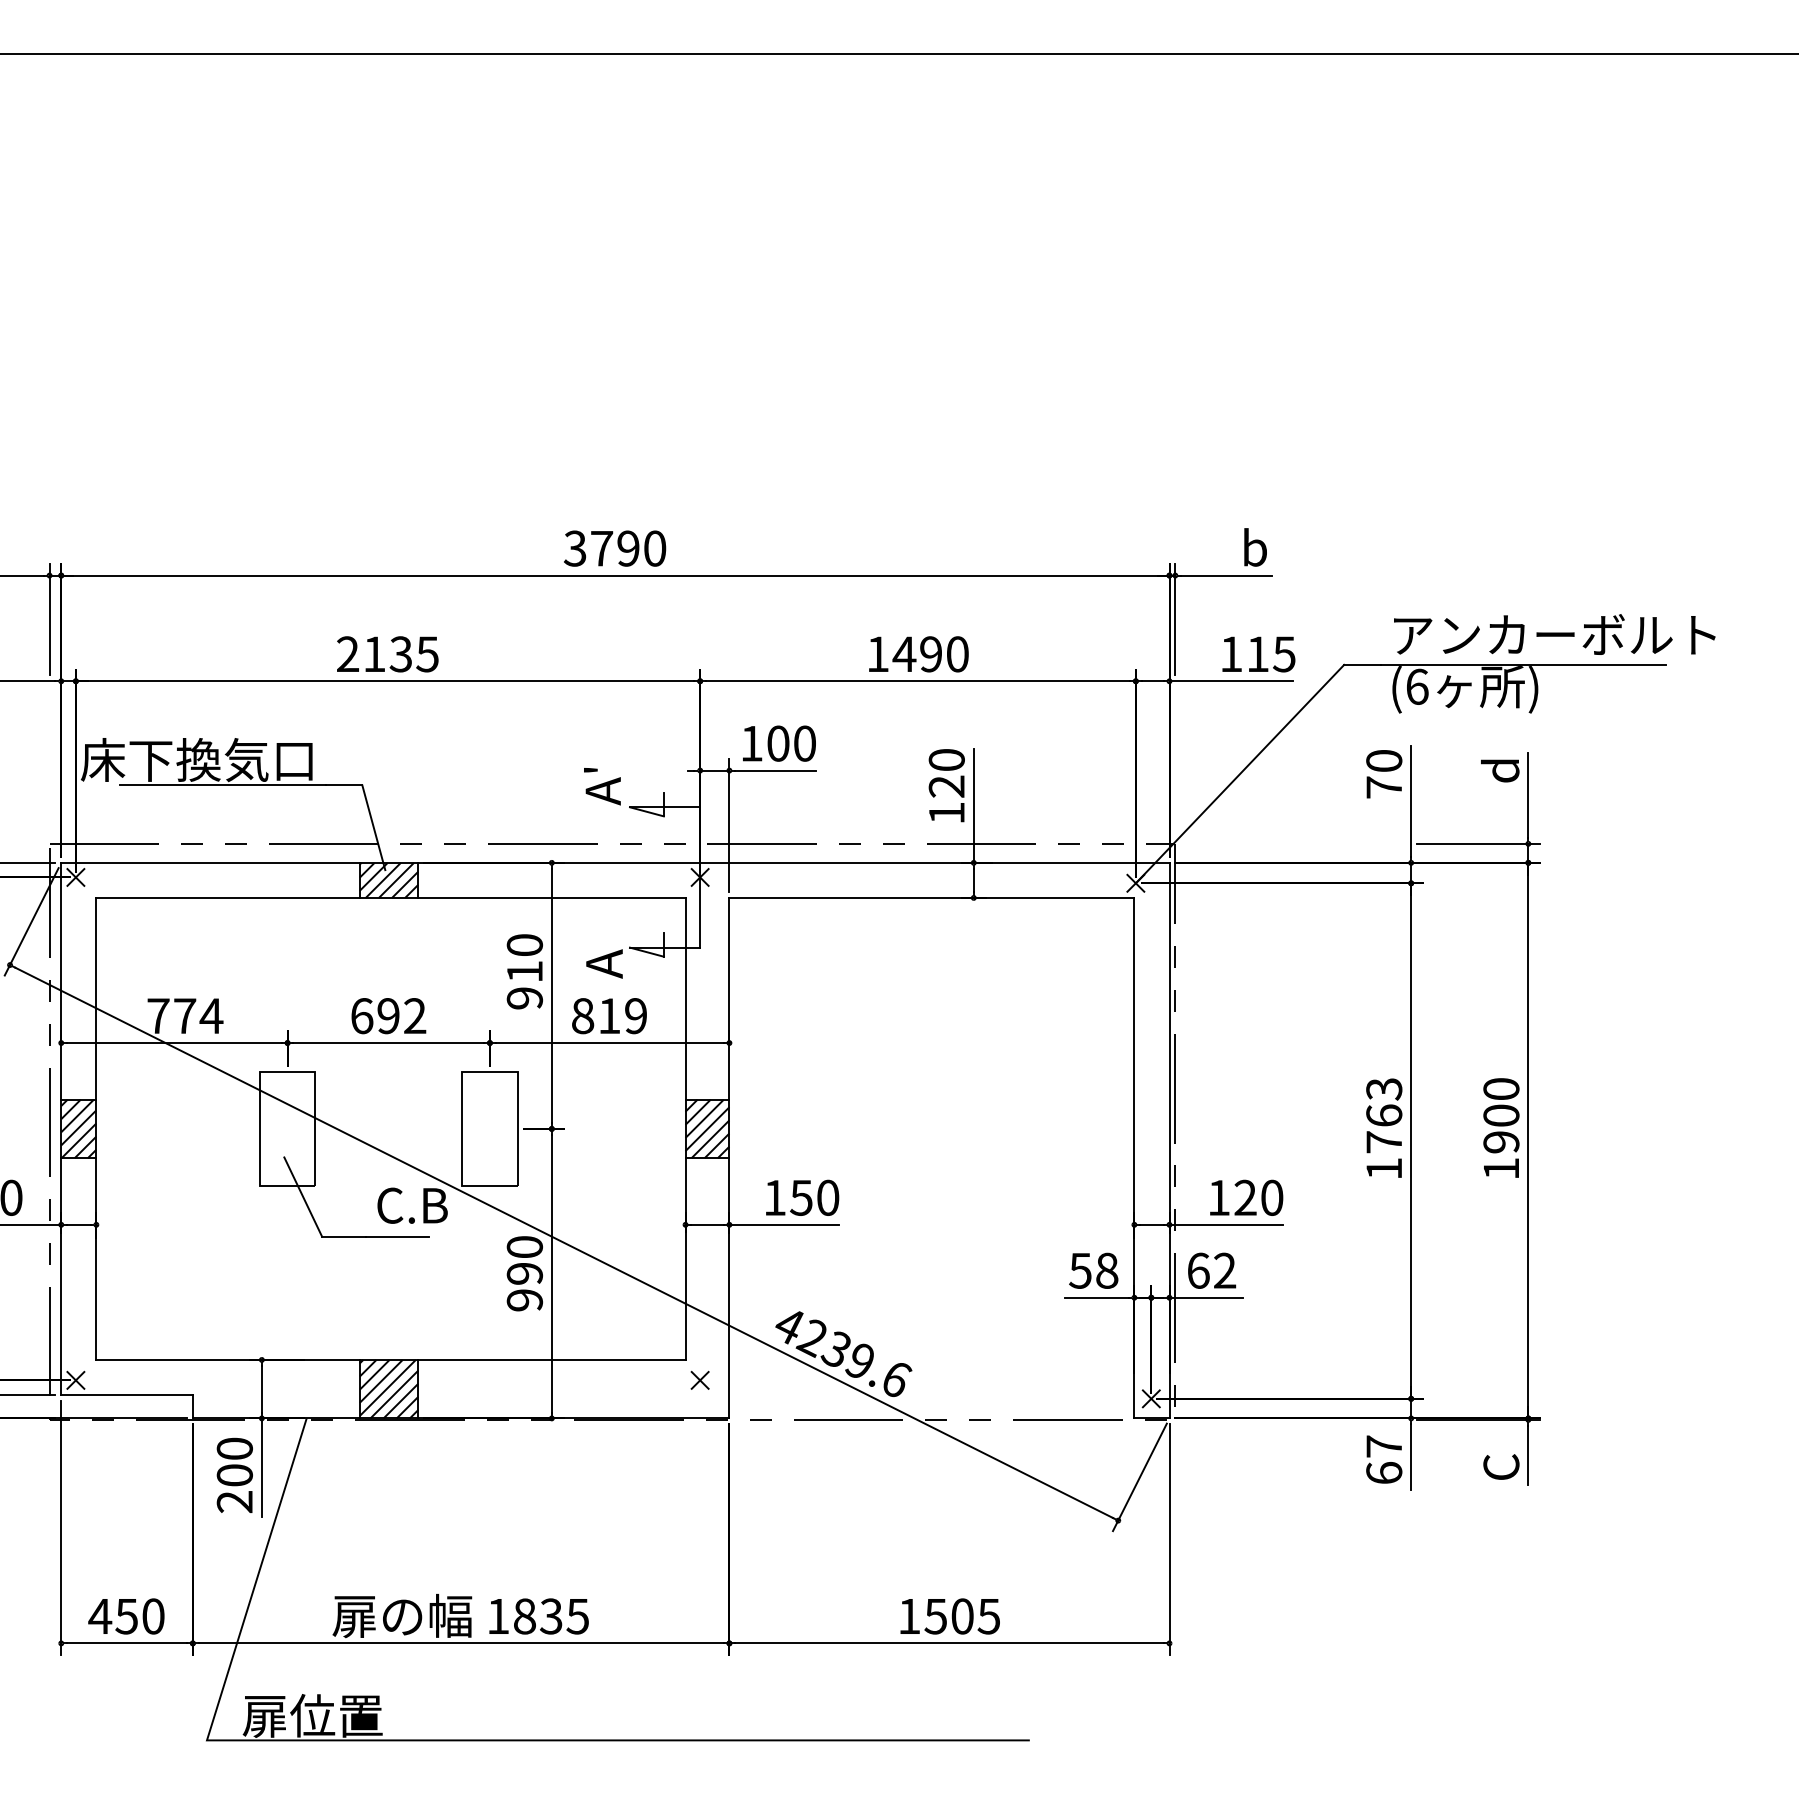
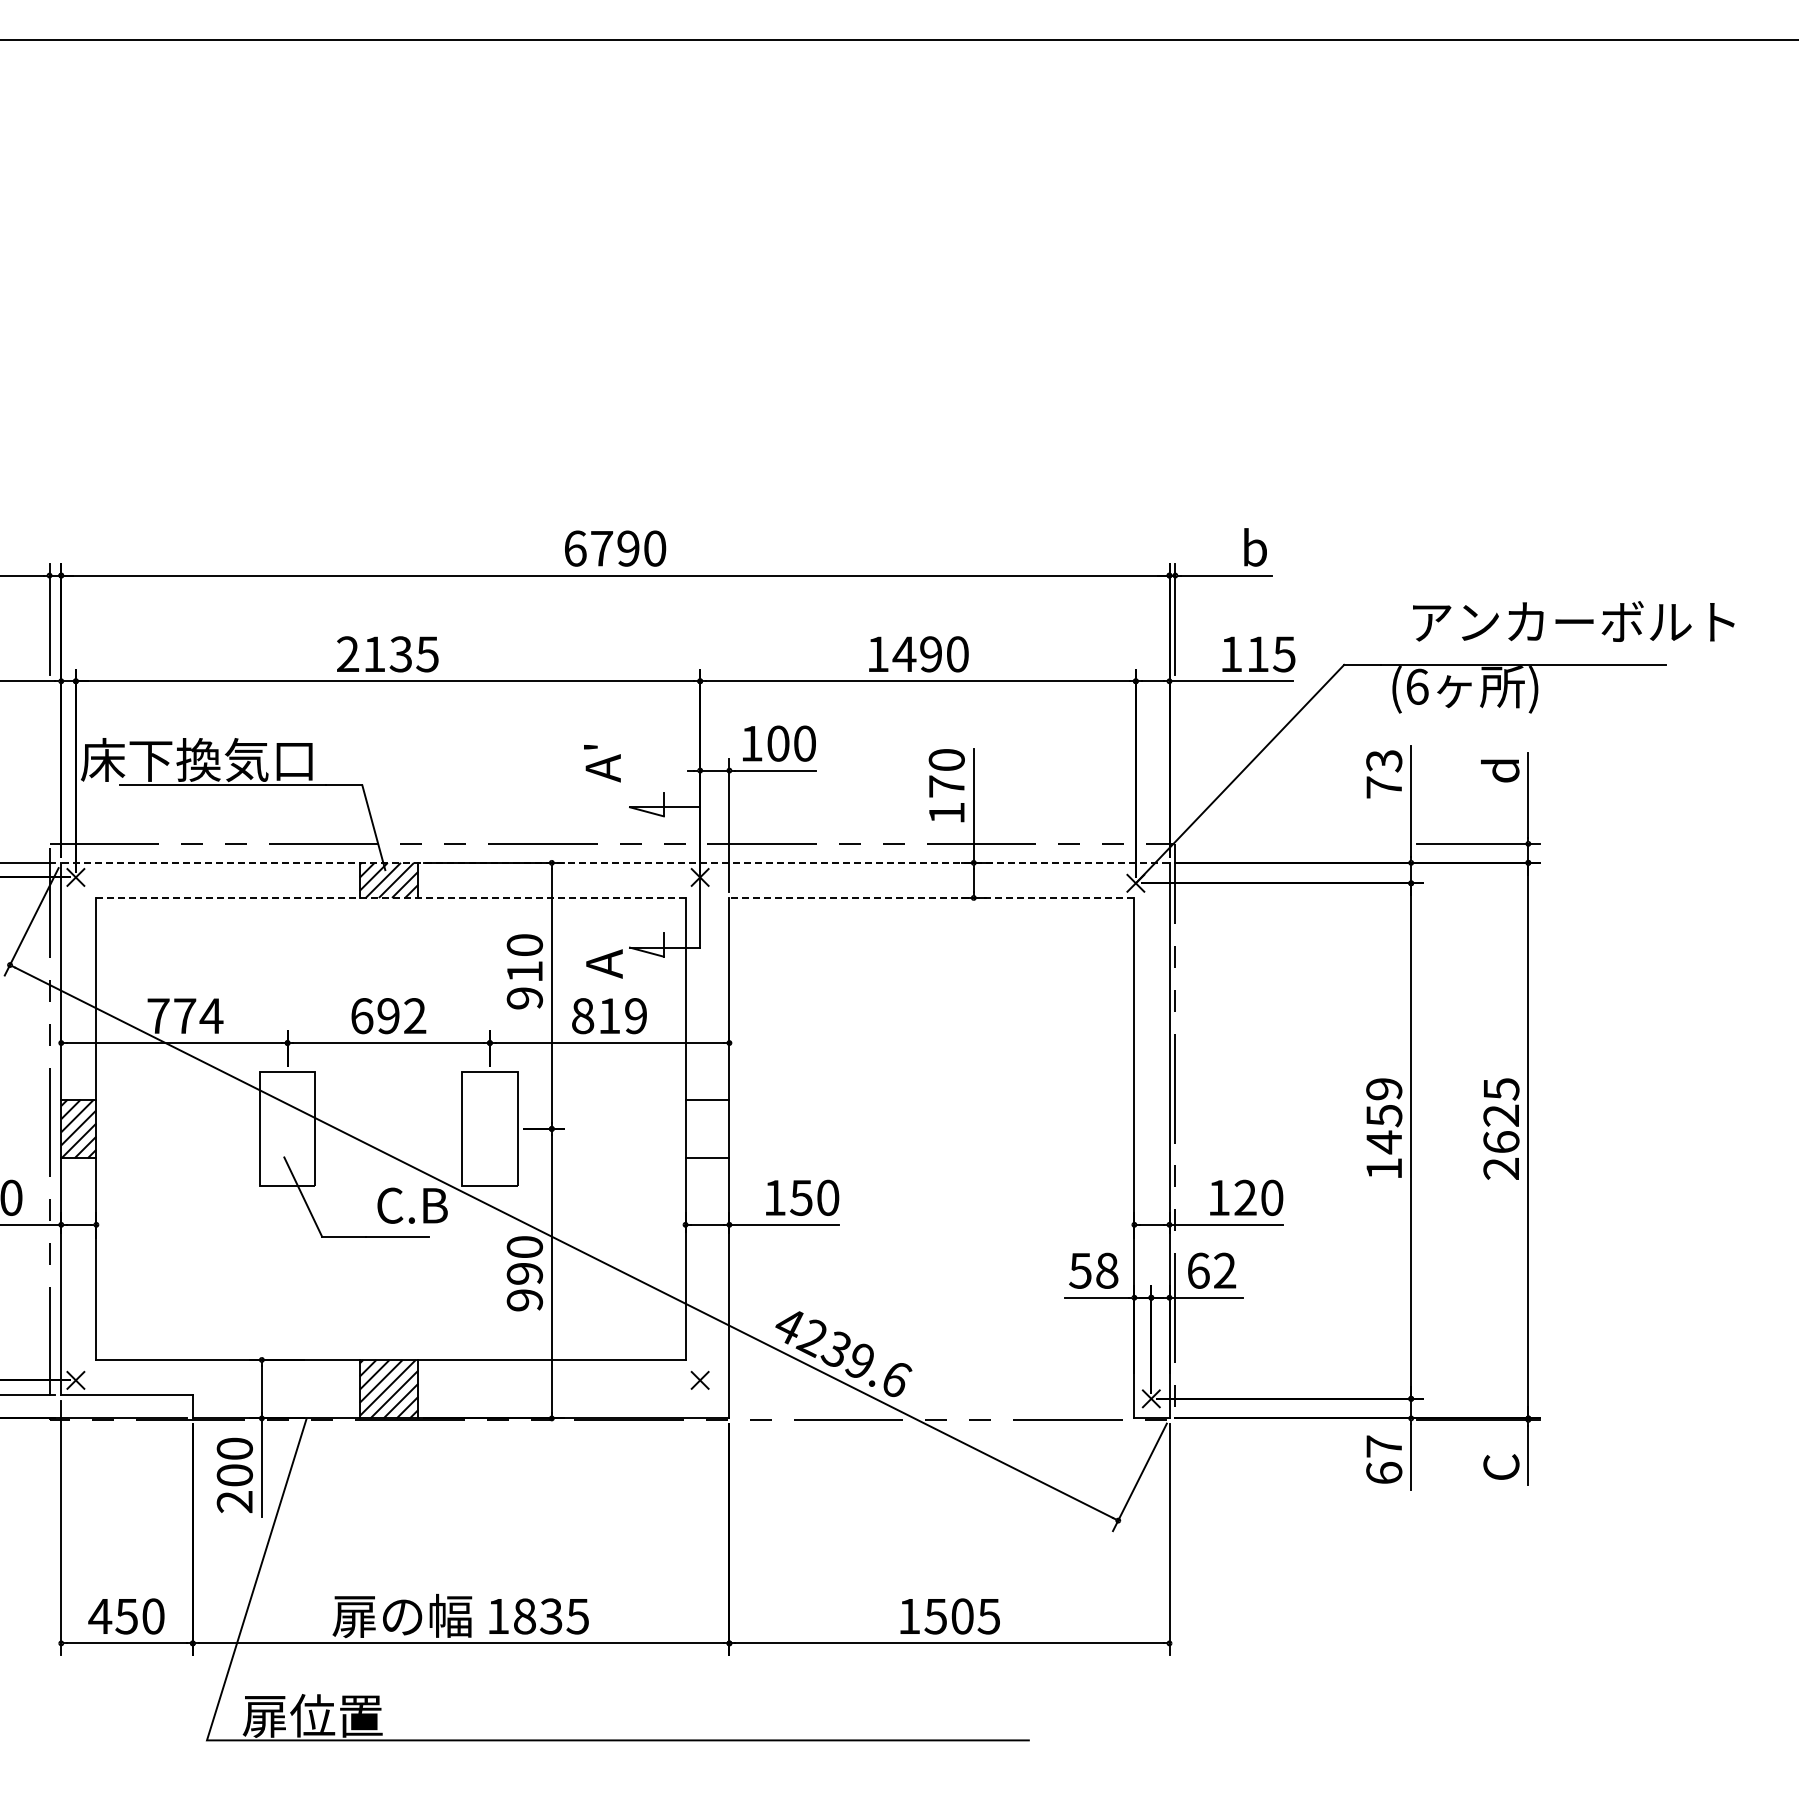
line position: (898, 53) -> (898, 39) (898, 39)
text: 3790 -> 6790 (575, 548)
text position: (1554, 634) -> (1573, 621) (1573, 621)
text: 70 -> 73 (1384, 761)
text position: (602, 786) -> (602, 763) (602, 763)
text: 120 -> 170 (946, 786)
line: solid -> dashed (614, 862)
line: solid -> dashed (390, 897)
line: solid -> dashed (931, 897)
text: 1763 -> 1459 (1384, 1116)
hatch: present -> none (707, 1128)
text: 1900 -> 2625 (1501, 1128)
